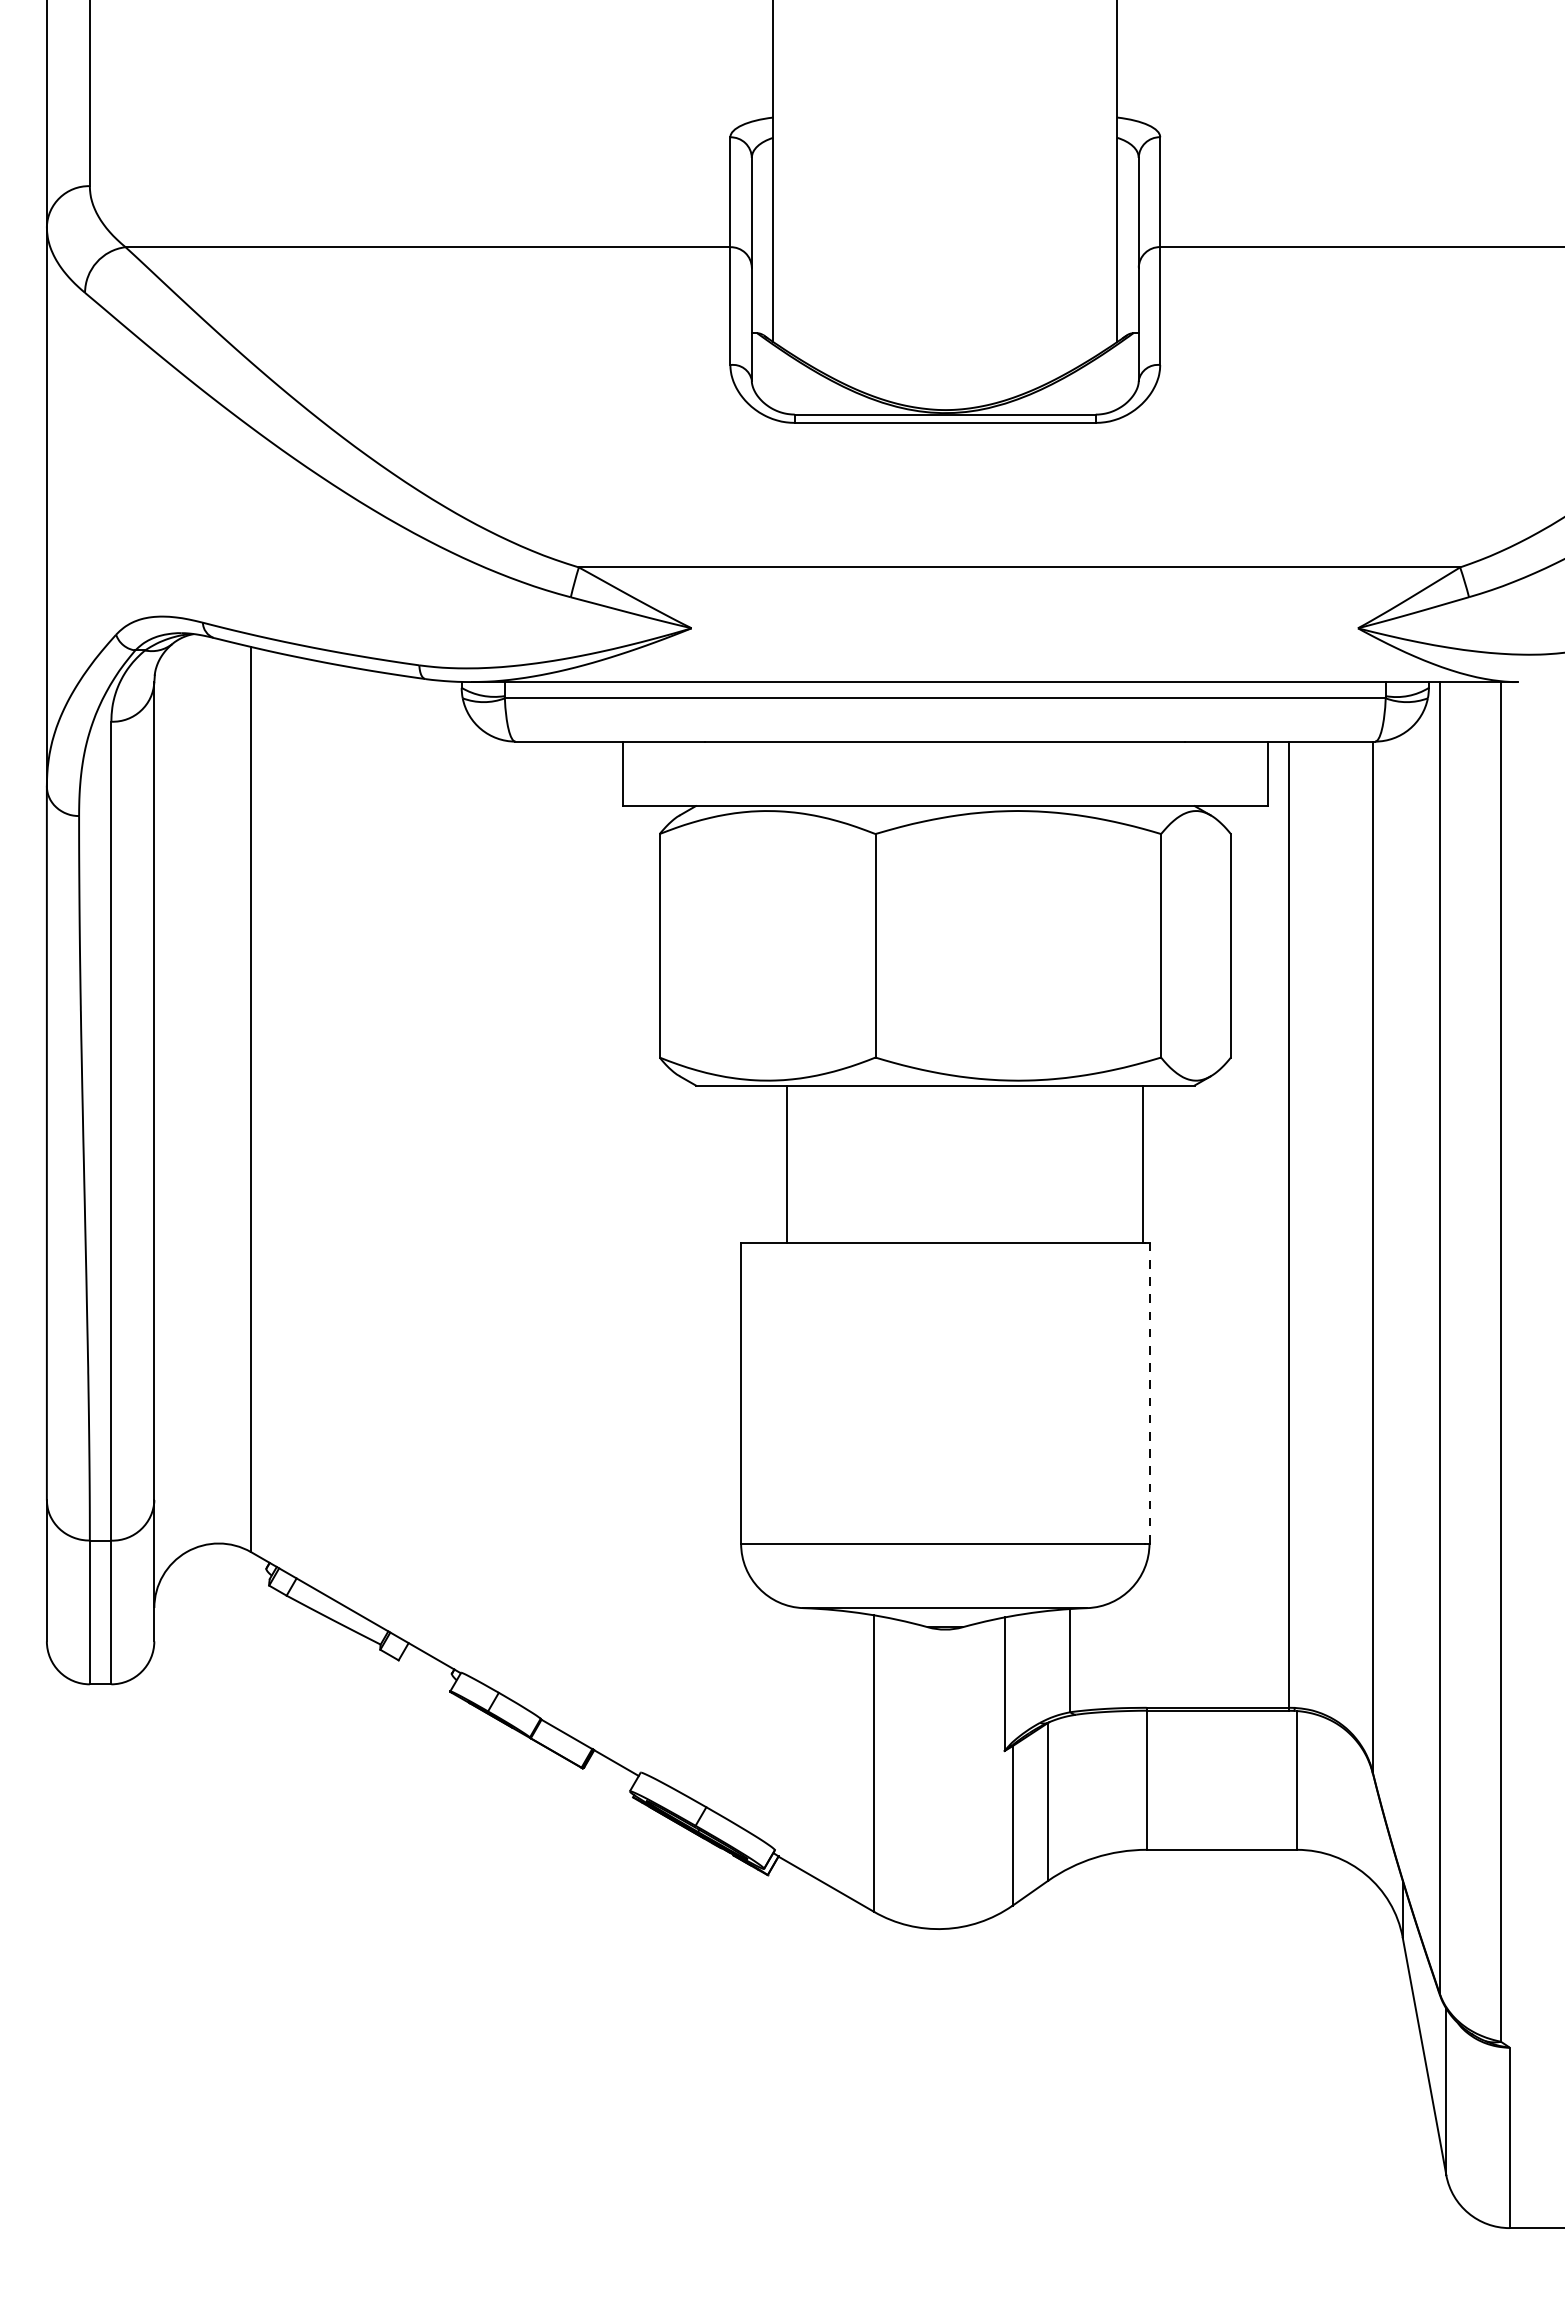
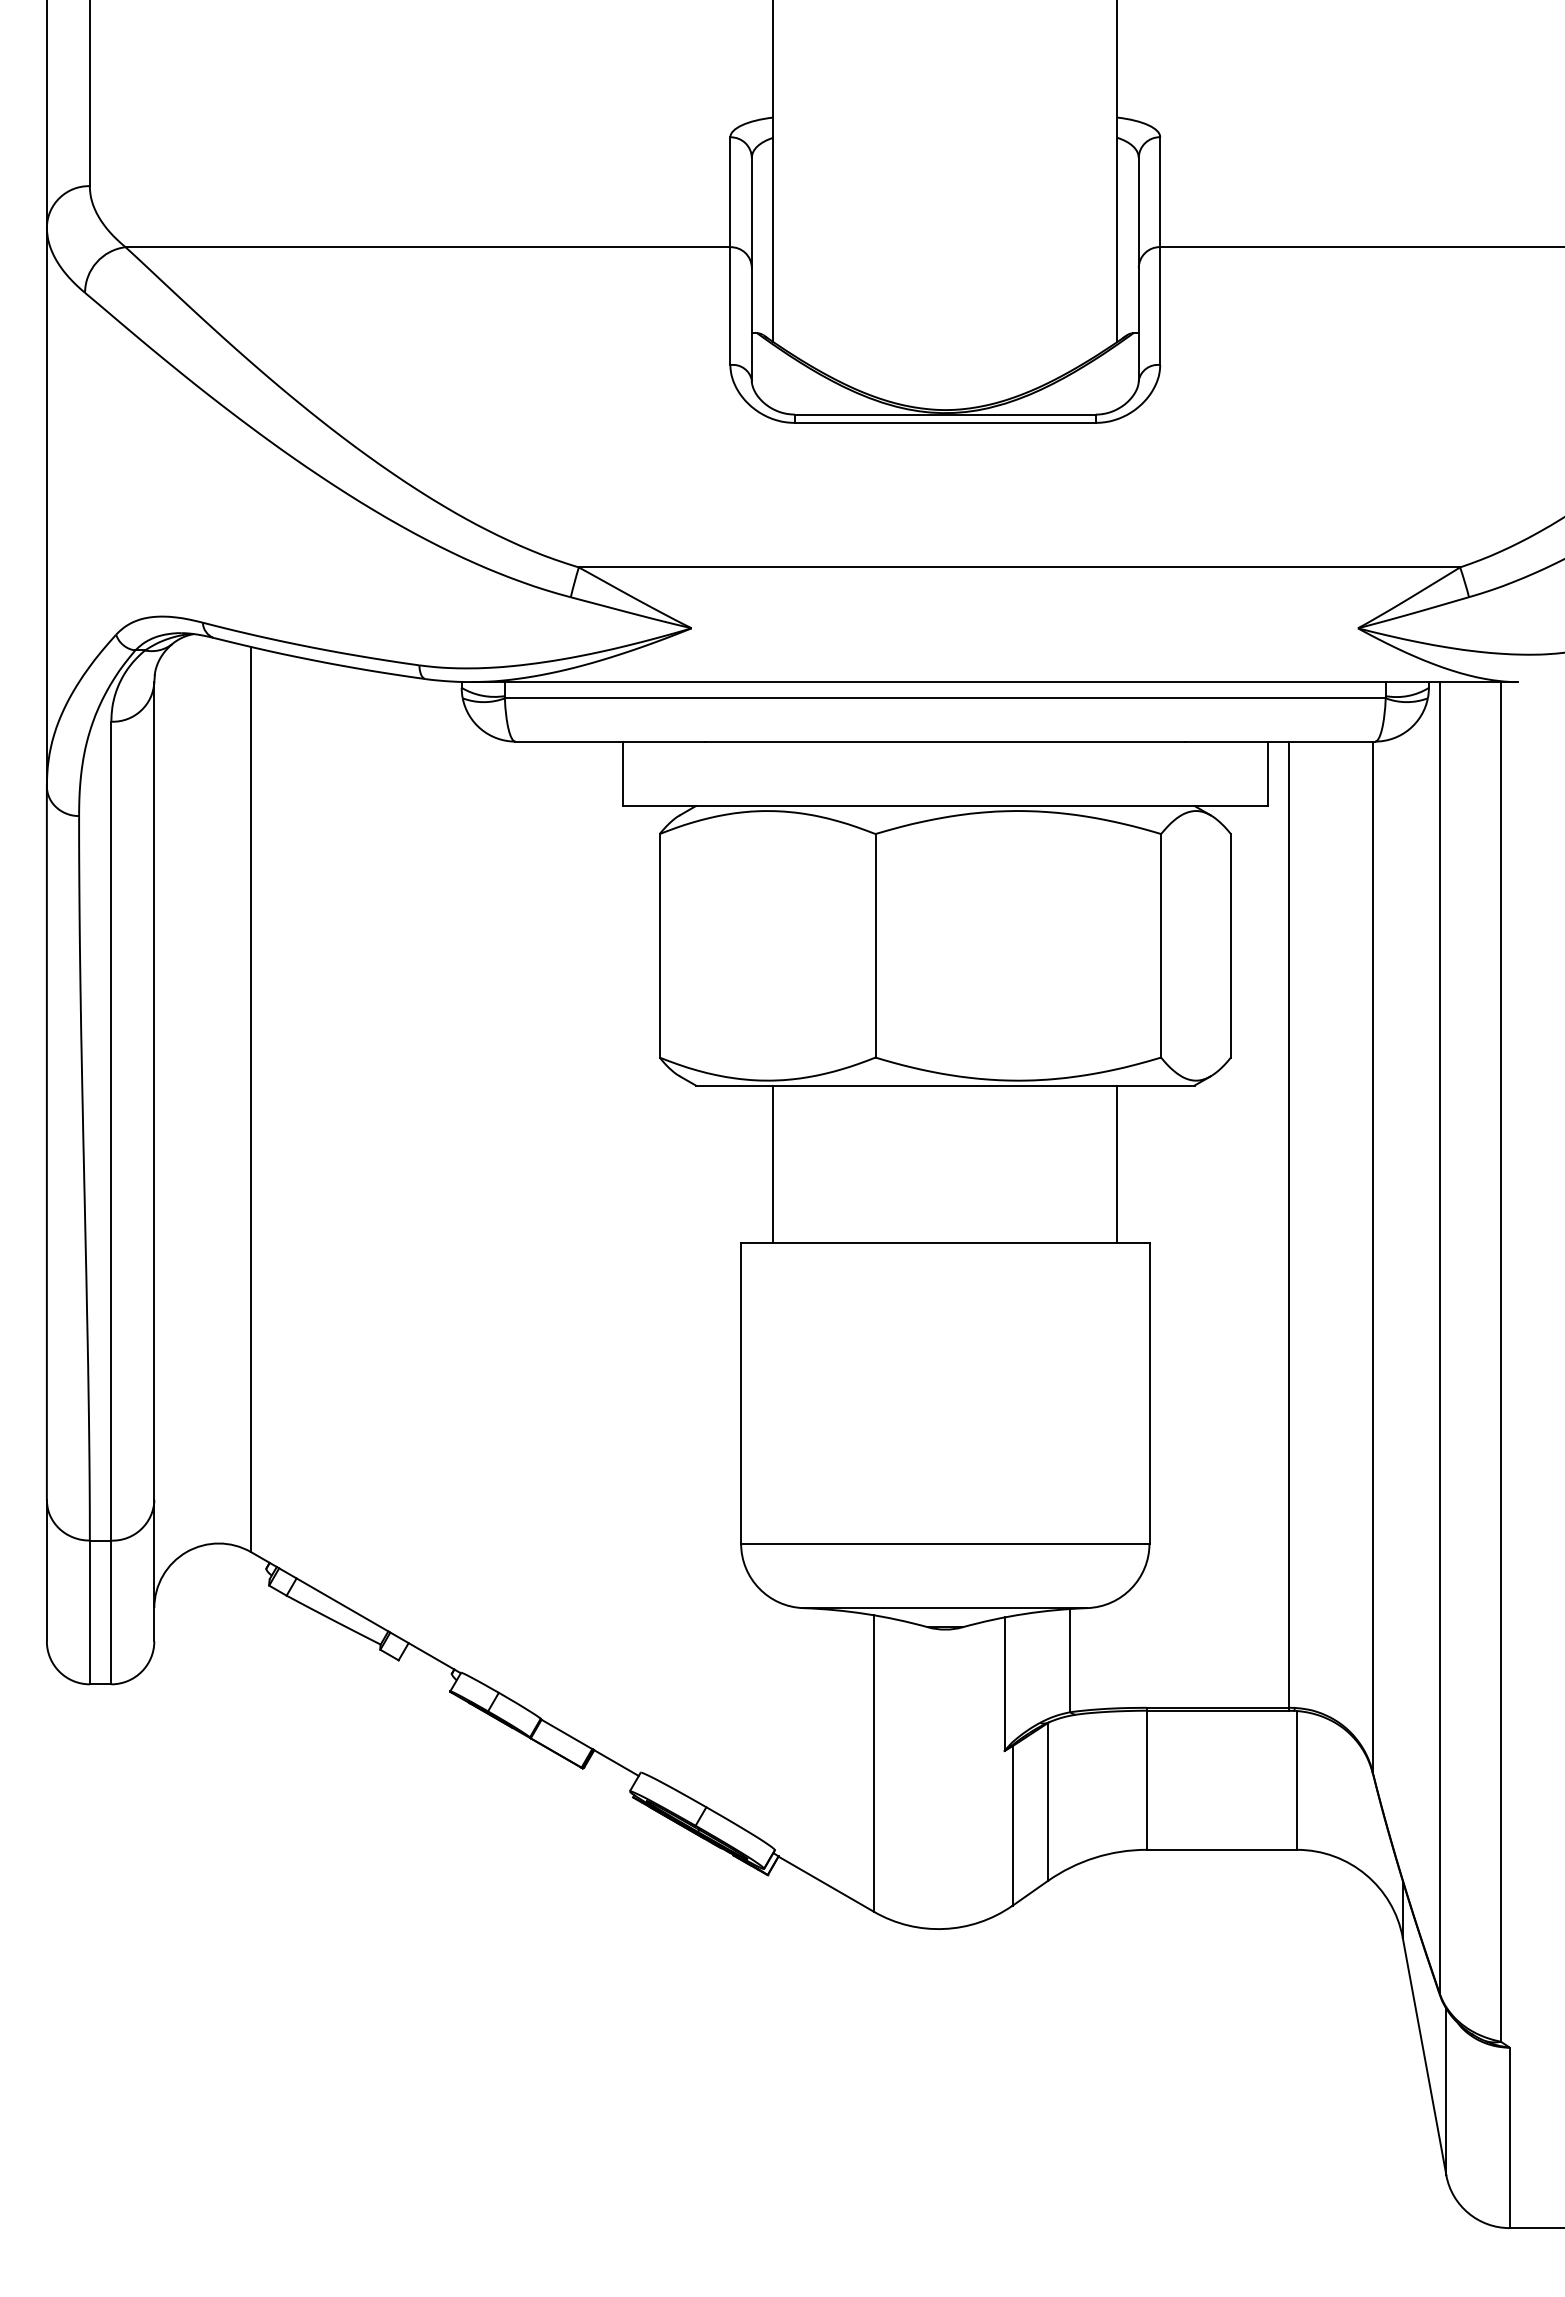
line position: (787, 1163) -> (773, 1163) (773, 1163)
line position: (1143, 1163) -> (1117, 1163) (1117, 1163)
line: dashed -> solid (1149, 1392)
